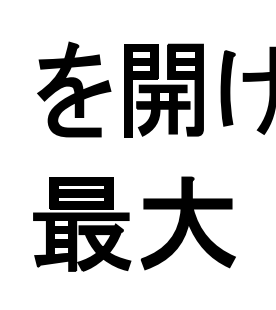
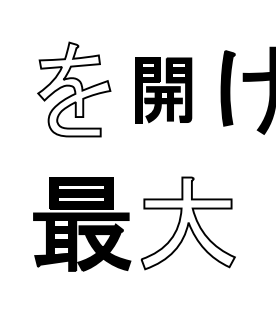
fill: present -> none (74, 89)
part size: 80x95 px -> 58x67 px (163, 90)
fill: present -> none (187, 223)
